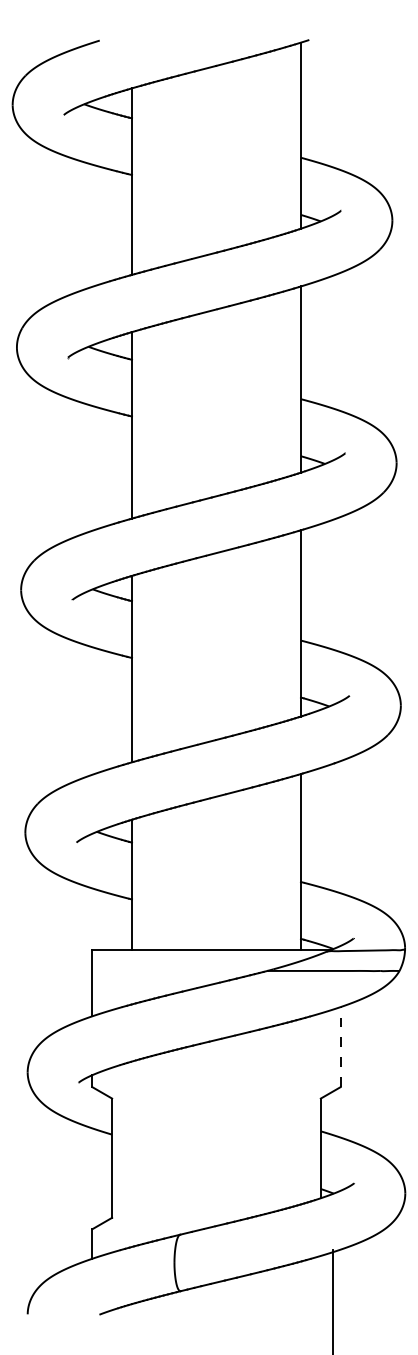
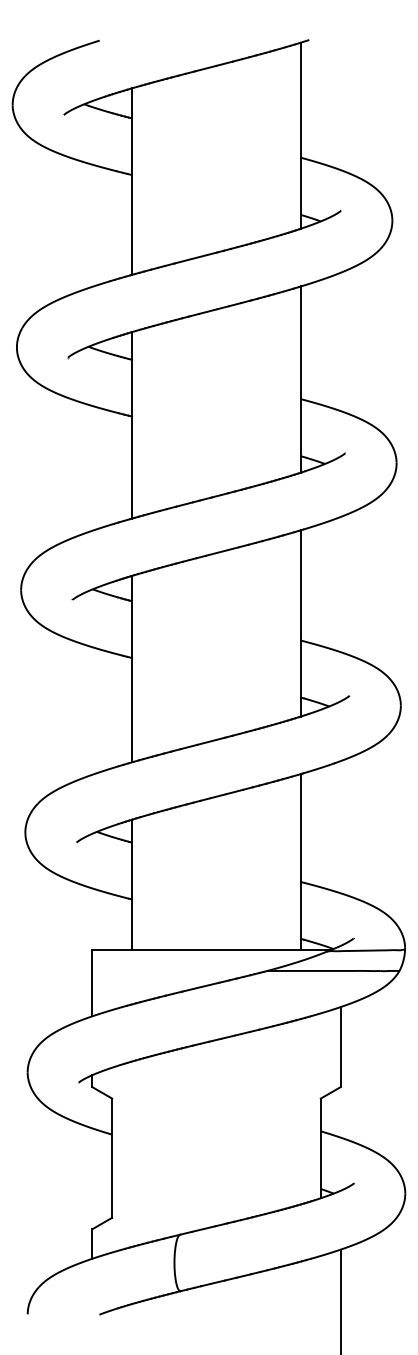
line: dashed -> solid (340, 1046)
line position: (332, 1300) -> (340, 1300) (340, 1300)
